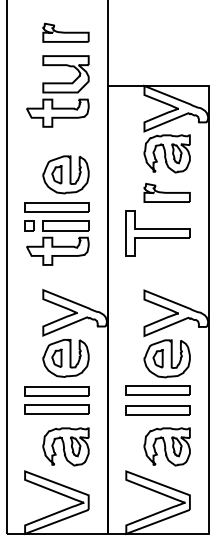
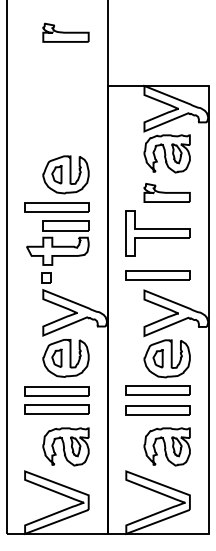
part: present -> none (57, 91)
part position: (29, 225) -> (46, 277) (46, 277)
part: none -> present (157, 275)
